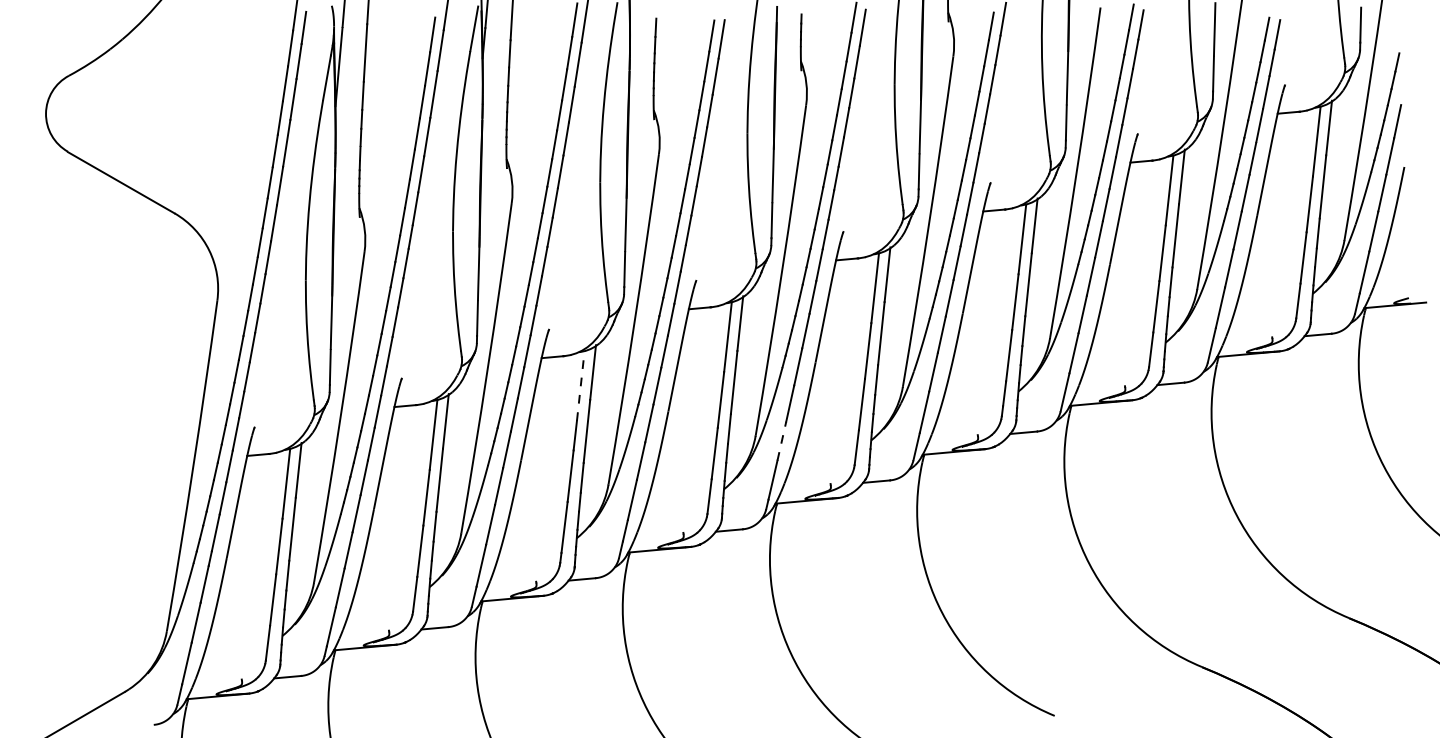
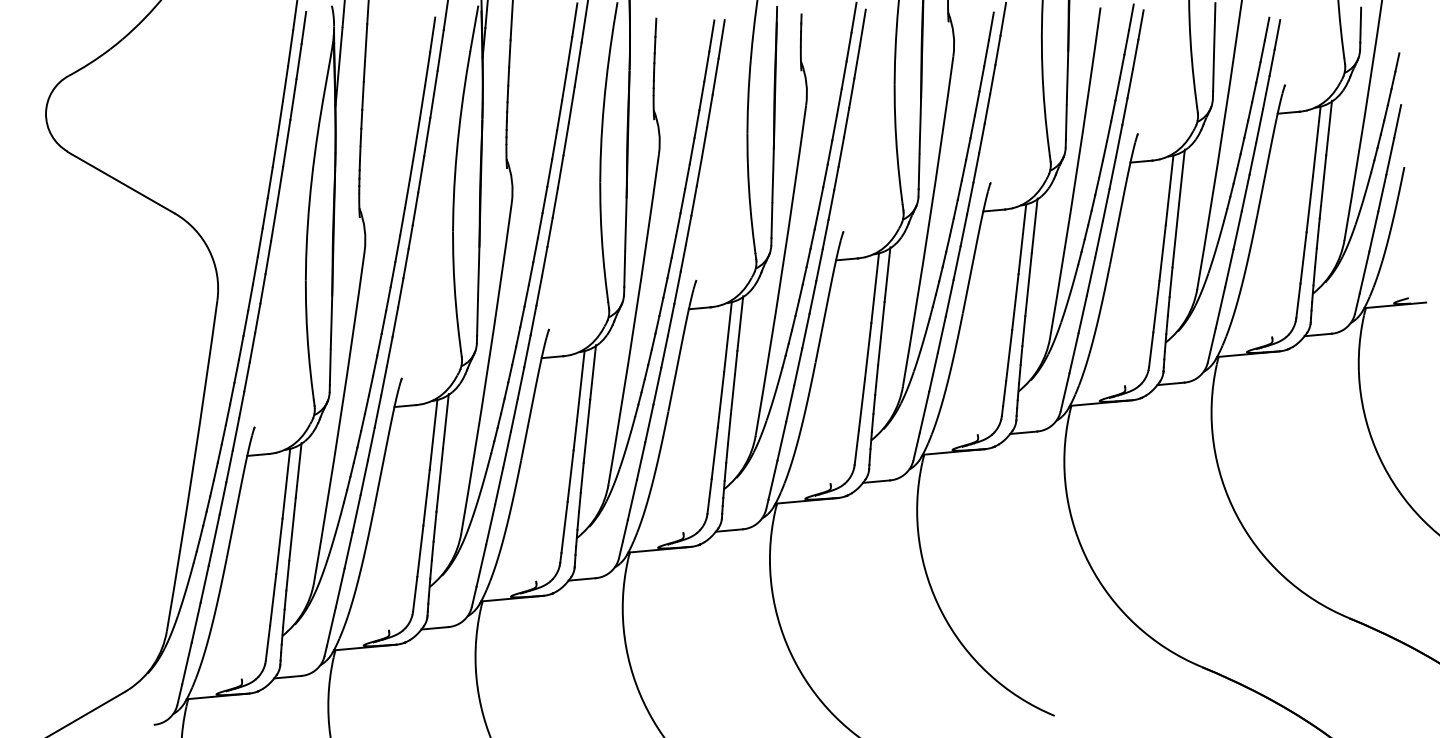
line: dashed -> solid (580, 385)
line: dashed -> solid (781, 441)
